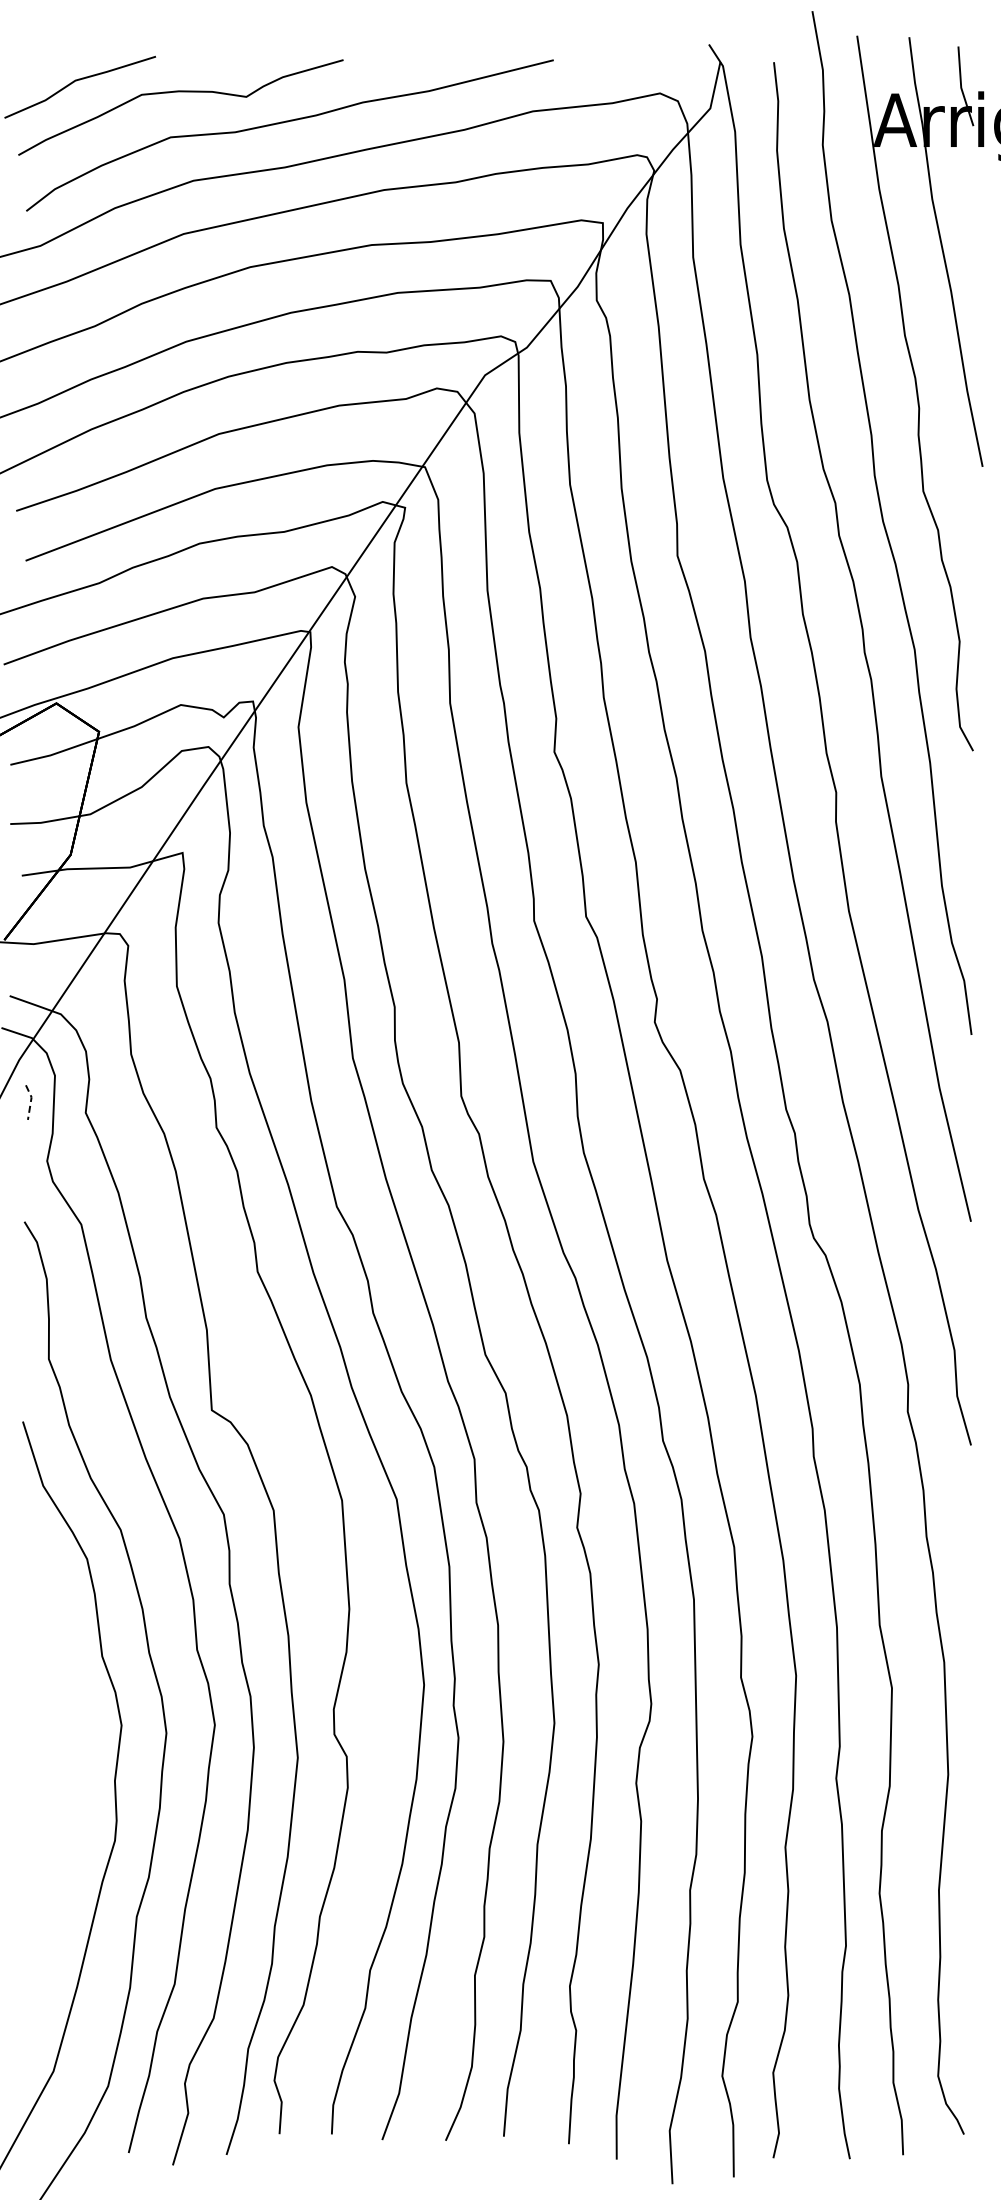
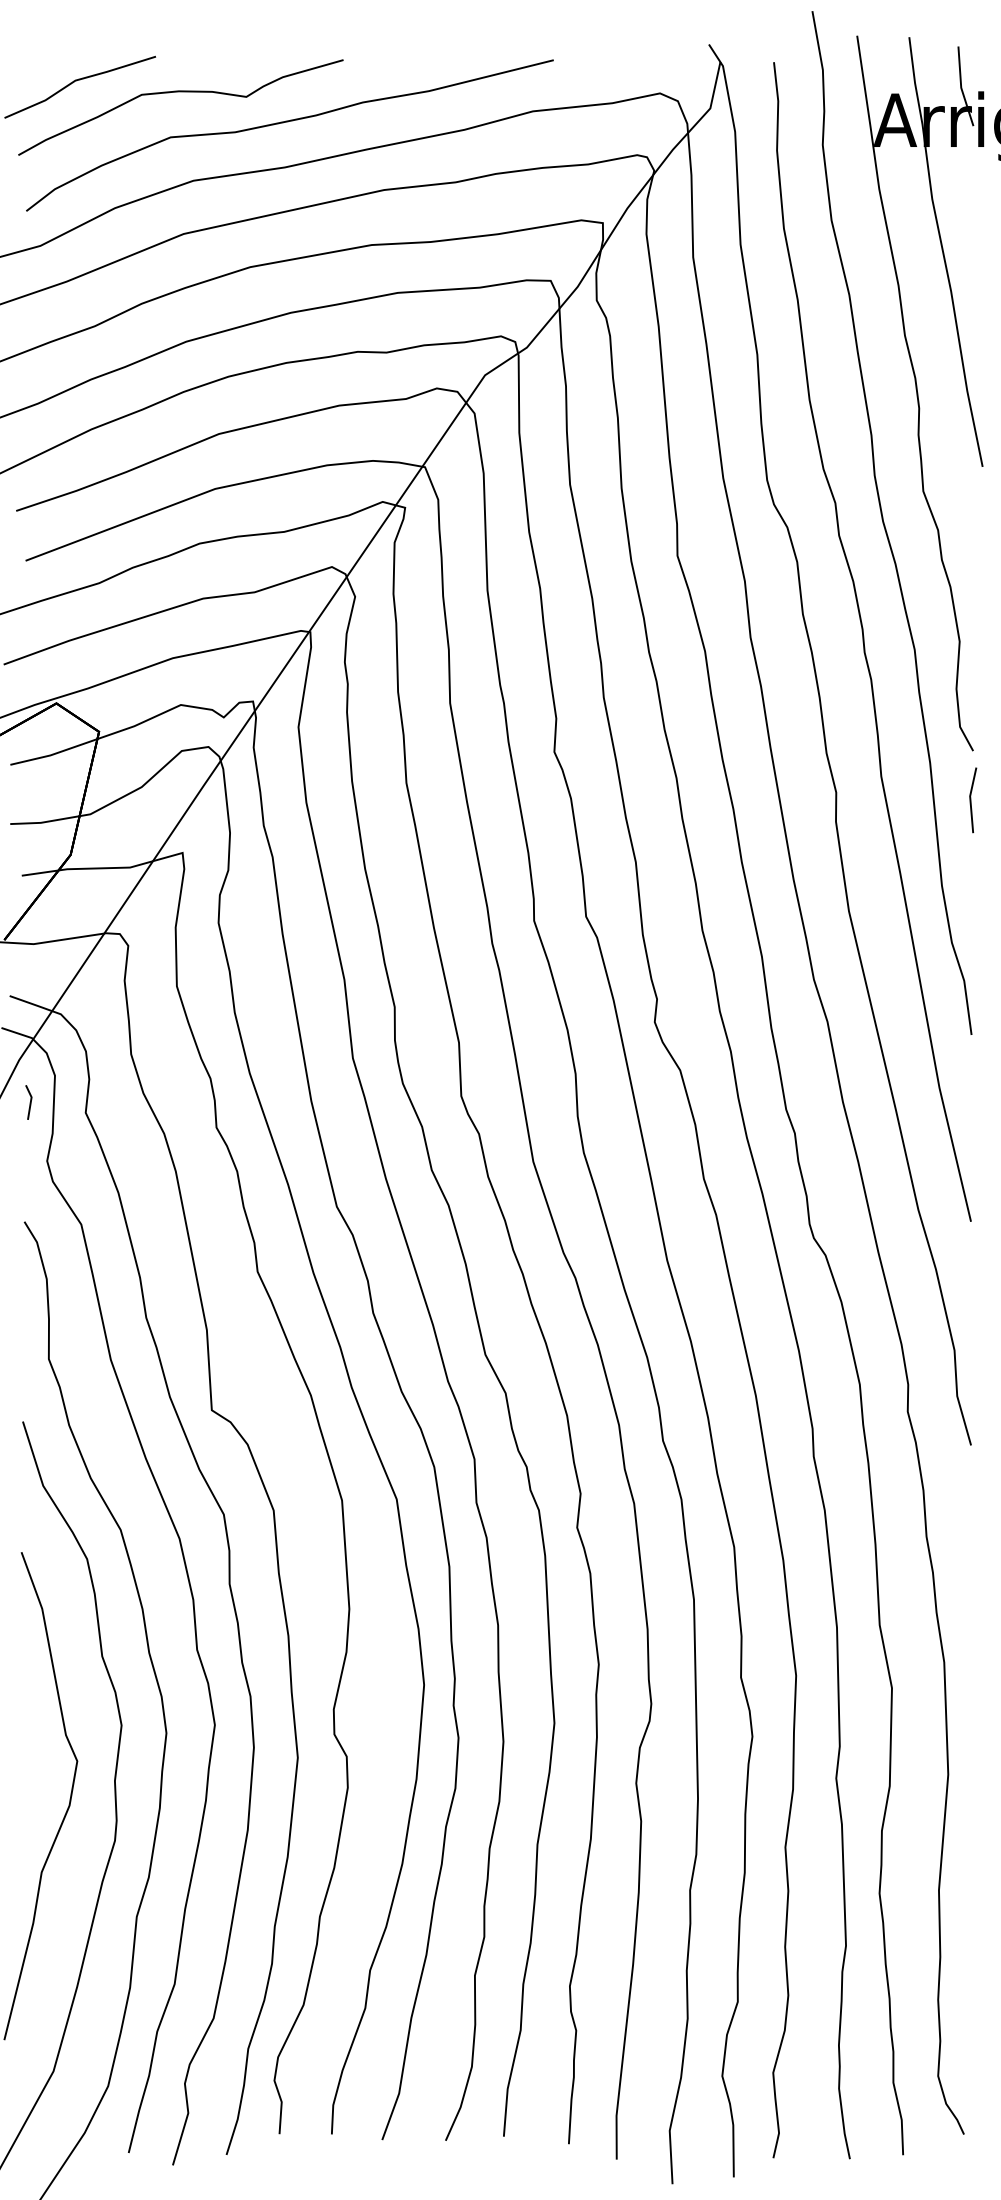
line: none -> present (971, 800)
line: dashed -> solid (30, 1101)
curve: none -> present (69, 1798)
